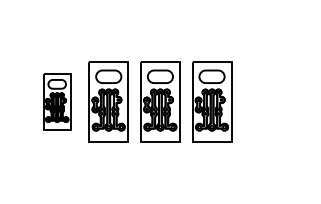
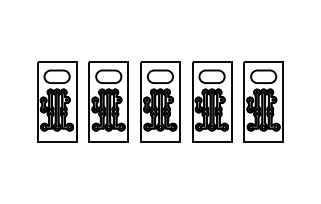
part size: 29x58 px -> 41x82 px (57, 101)
part: none -> present (263, 101)
